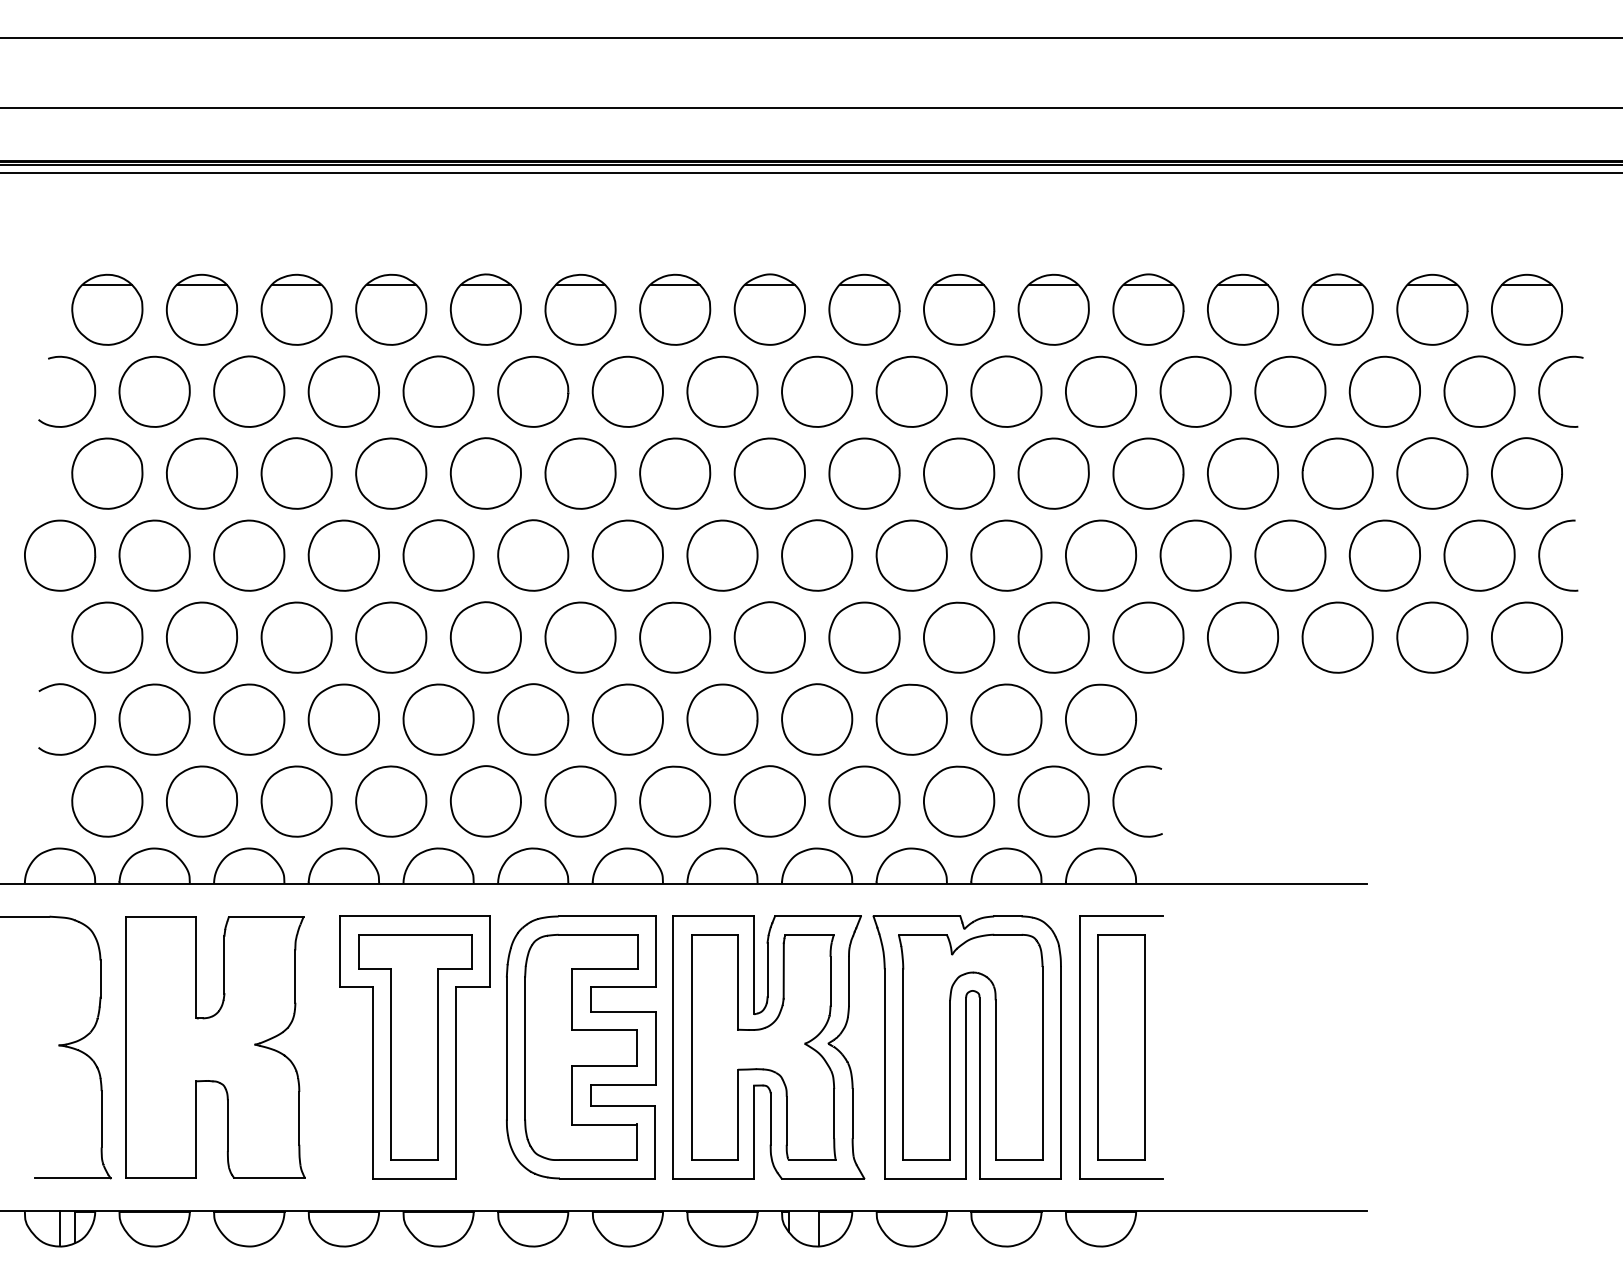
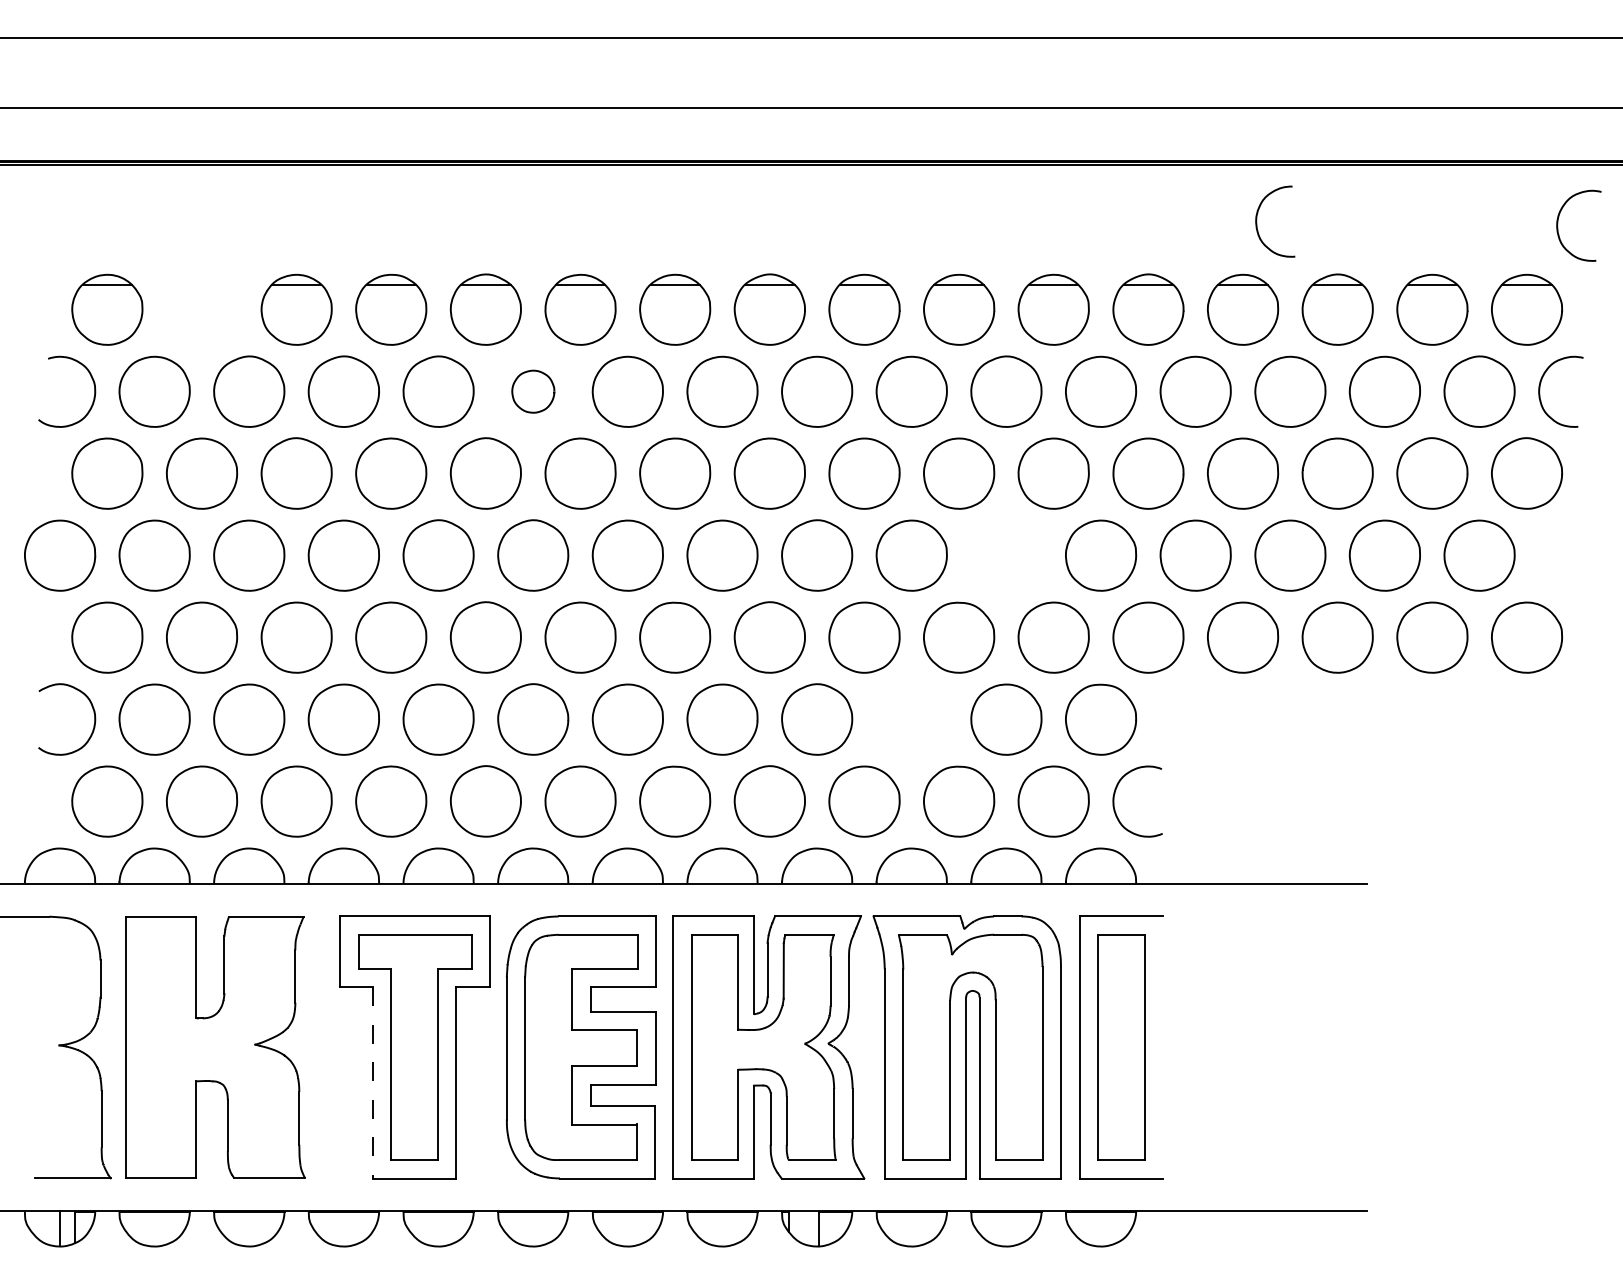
line: present -> none (810, 172)
curve: none -> present (1558, 225)
part: present -> none (201, 309)
part size: 73x73 px -> 45x45 px (533, 391)
part: present -> none (1006, 555)
curve position: (1540, 555) -> (1257, 221) (1257, 221)
part: present -> none (911, 719)
line: solid -> dashed (373, 1083)
